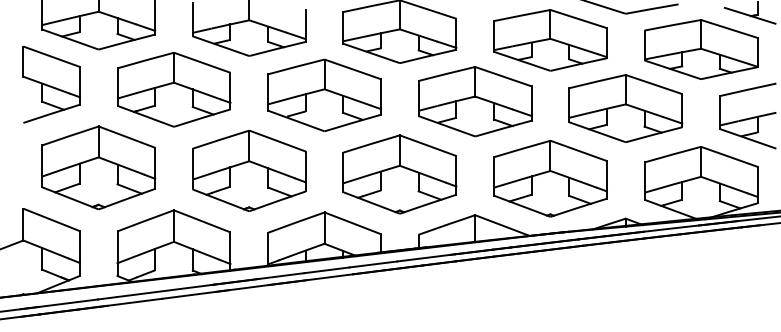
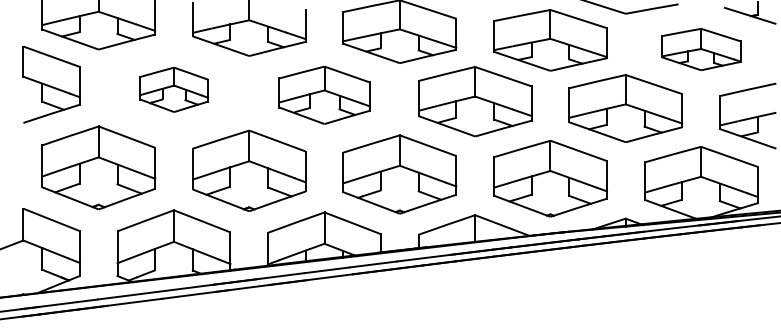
part size: 115x61 px -> 81x43 px (701, 49)
part size: 115x76 px -> 71x47 px (174, 89)
part size: 115x74 px -> 93x60 px (324, 94)
